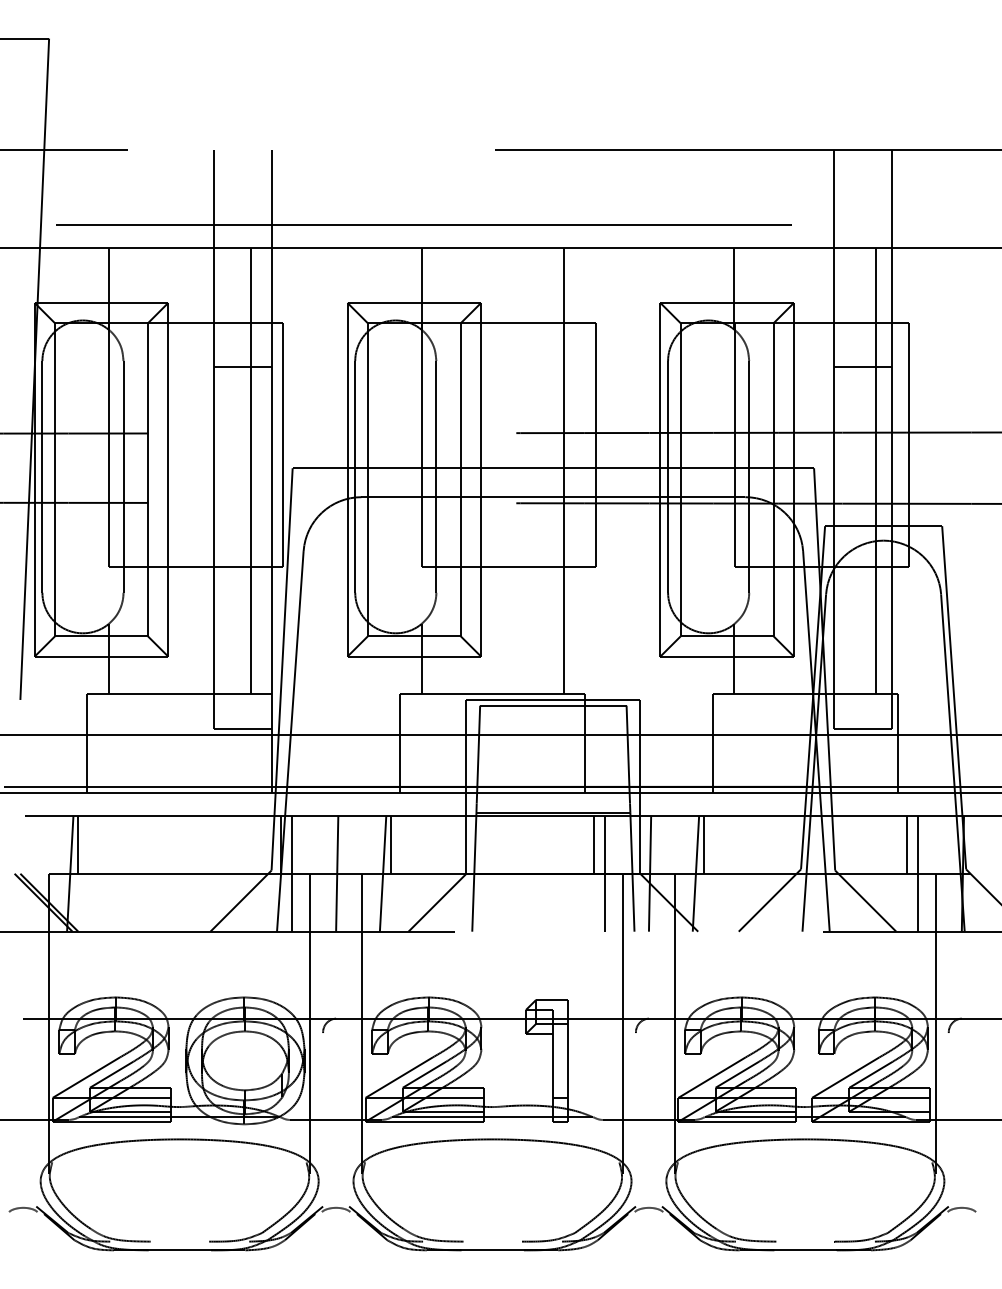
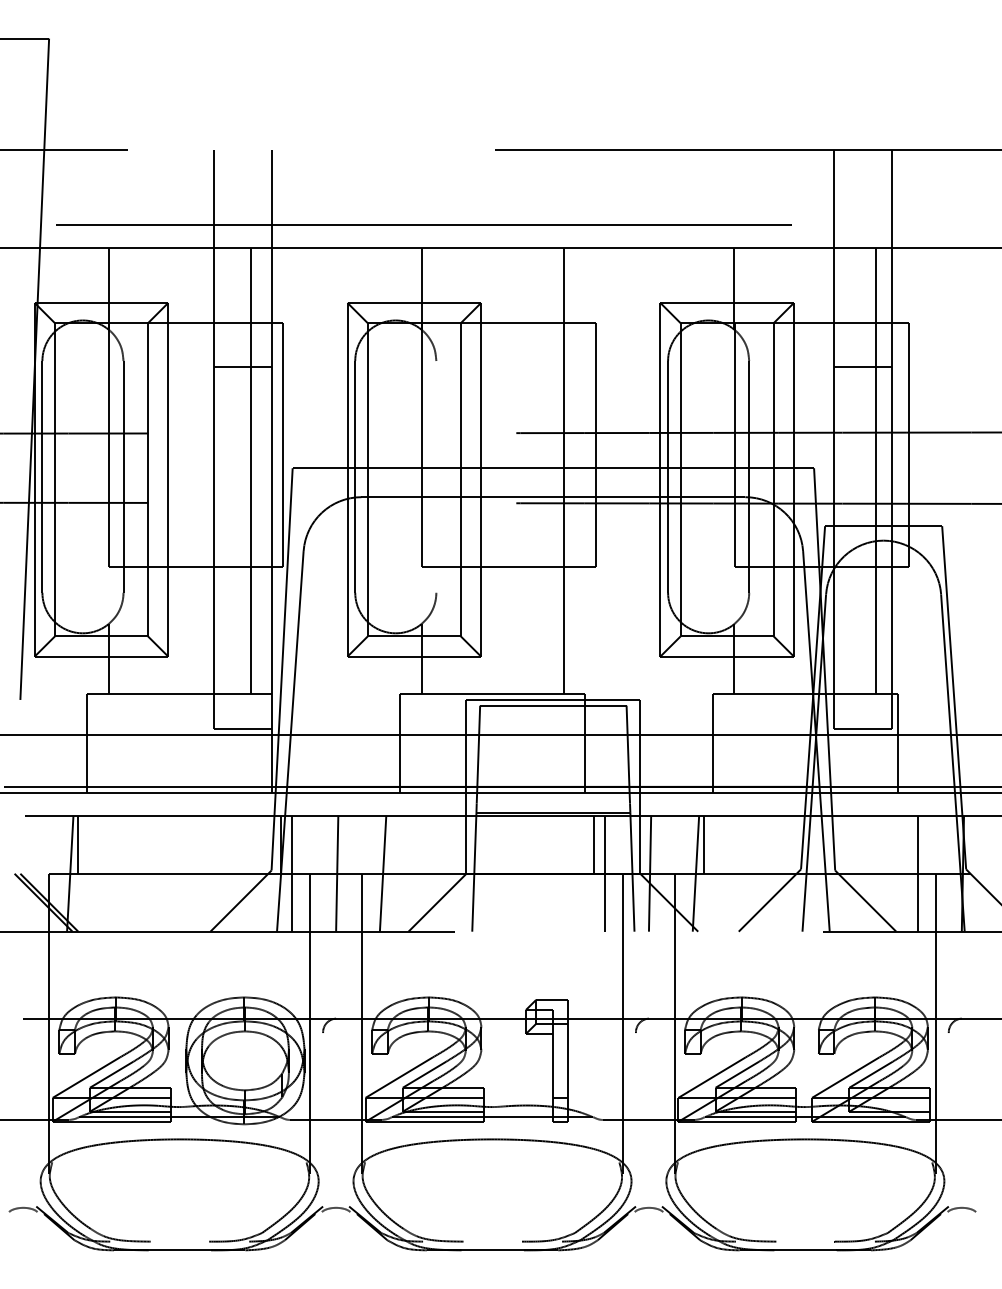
line: present -> none (436, 476)
line: present -> none (391, 844)
line: present -> none (906, 844)
